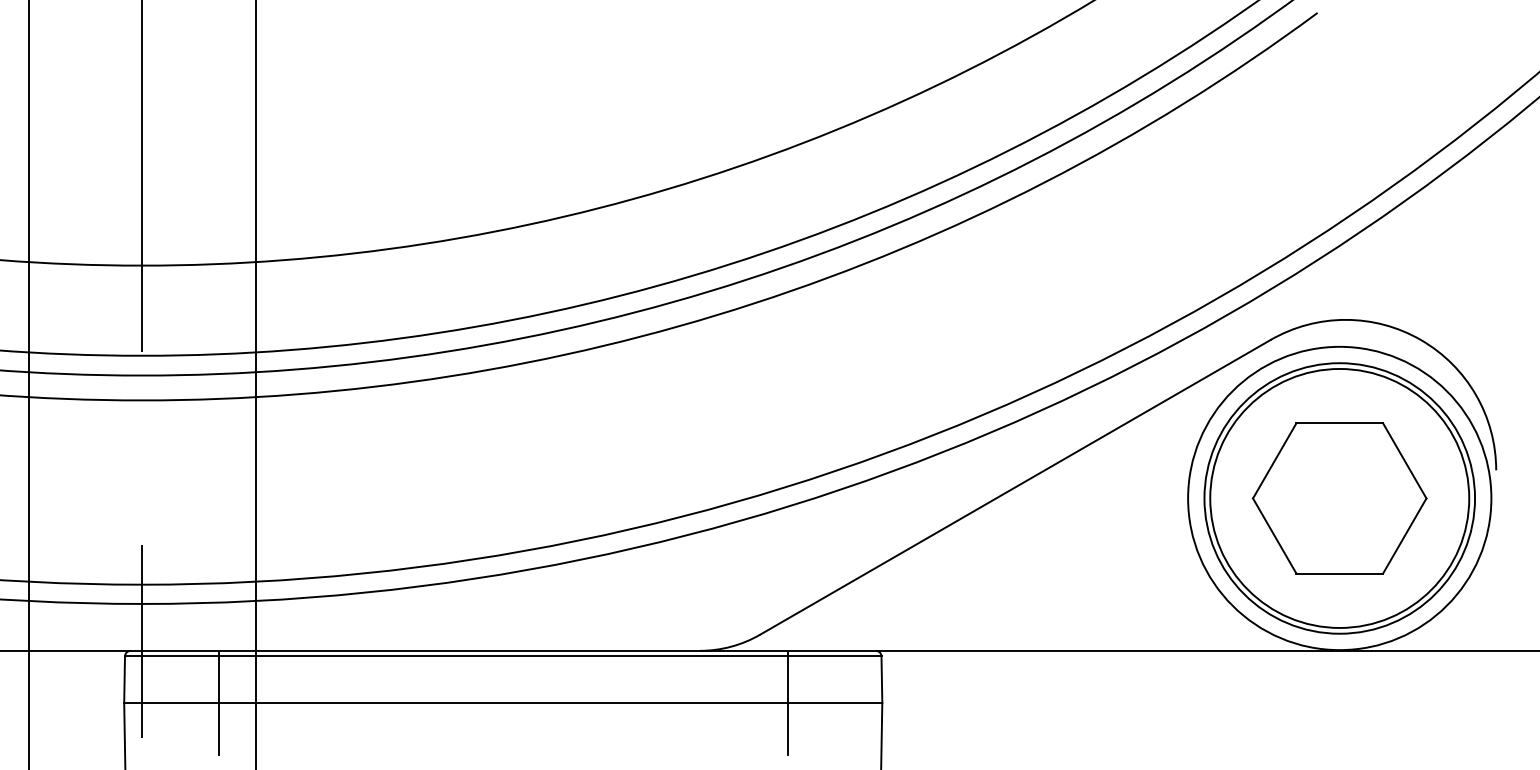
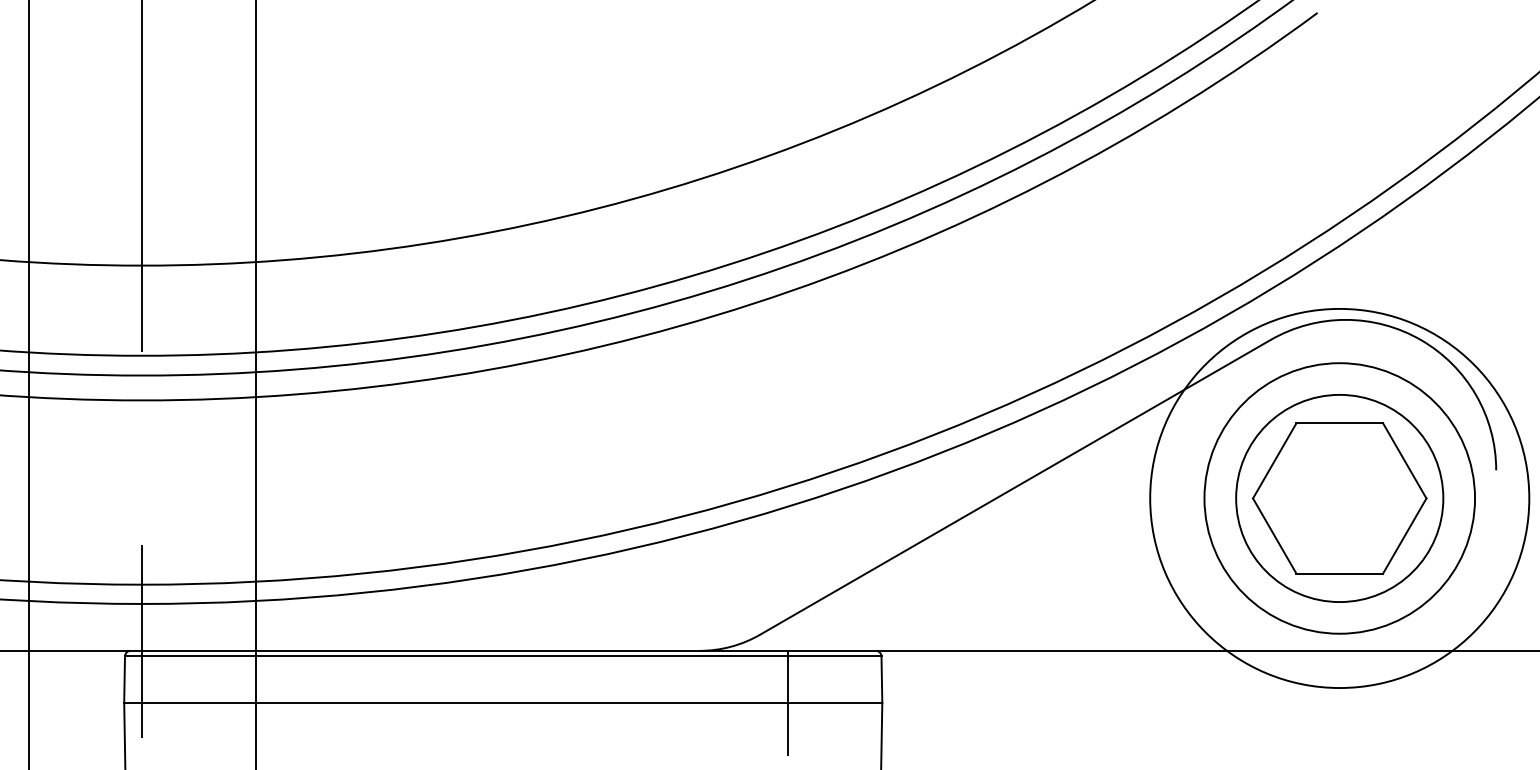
circle diameter: 259 px -> 207 px (1339, 498)
circle diameter: 303 px -> 379 px (1339, 498)
line: present -> none (218, 703)
